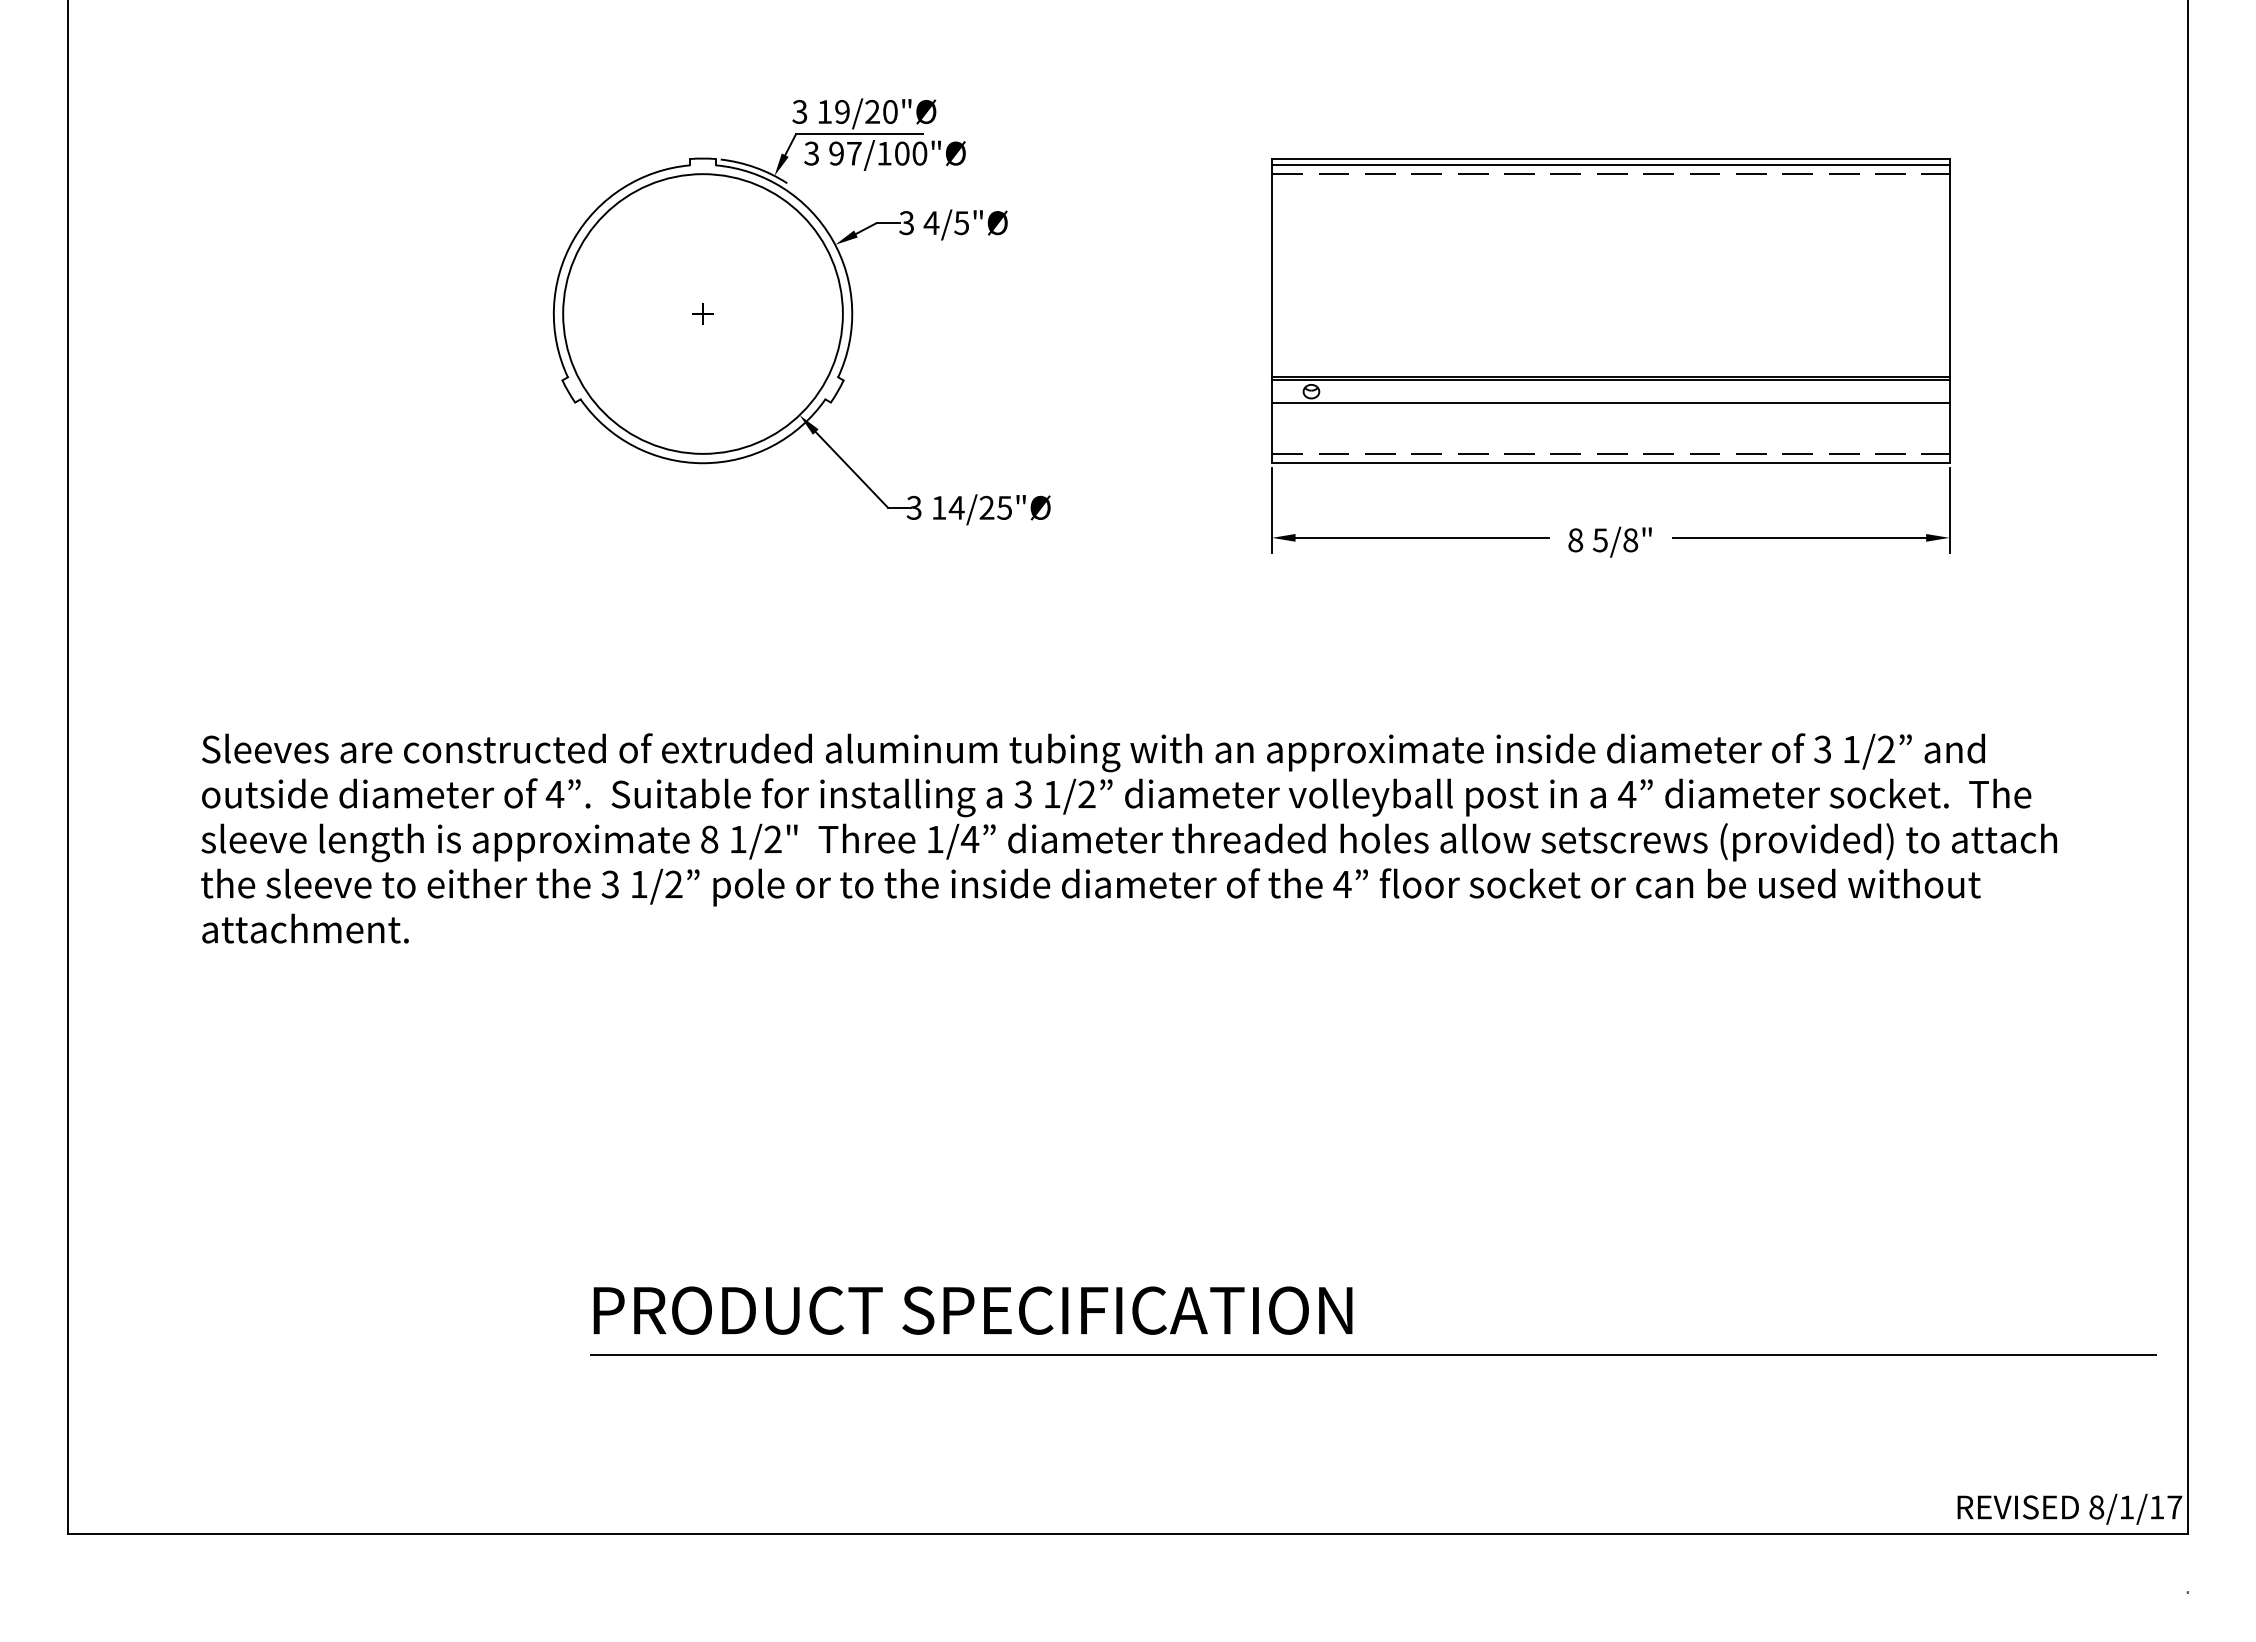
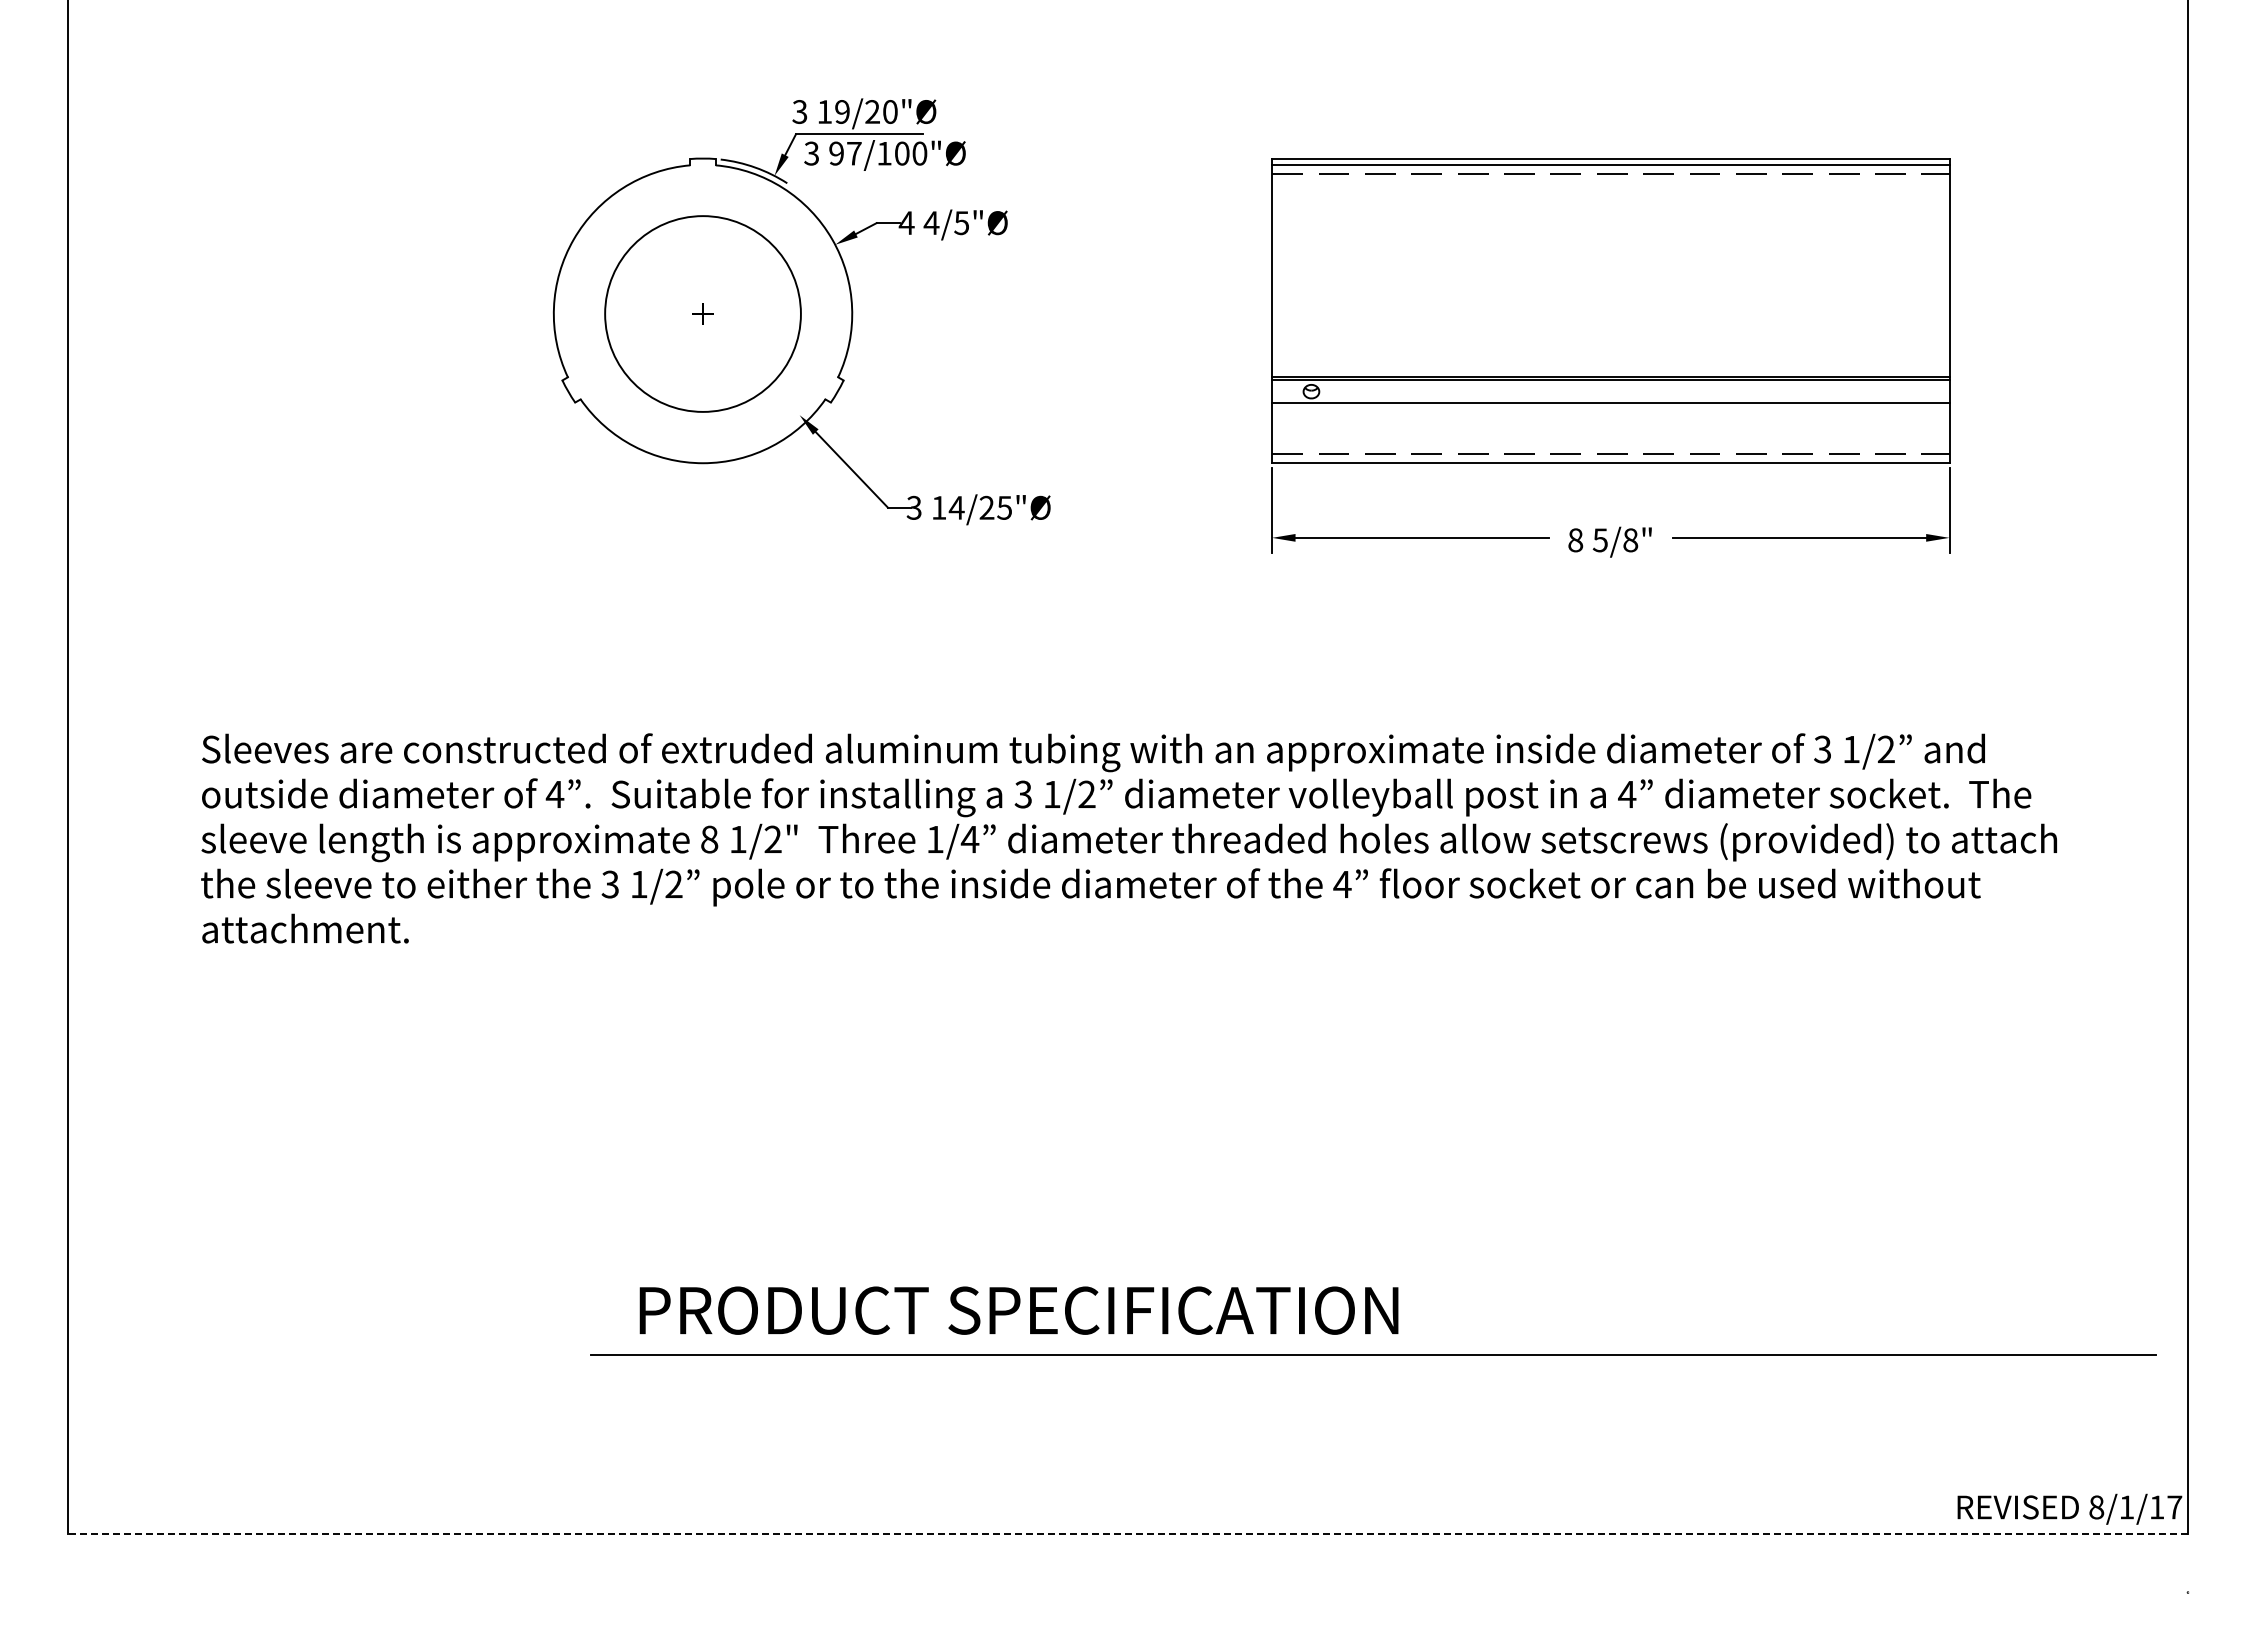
text: 3 -> 4 (906, 223)
circle diameter: 280 px -> 196 px (702, 313)
text position: (972, 1310) -> (1018, 1310) (1018, 1310)
line: solid -> dashed (1127, 1533)
